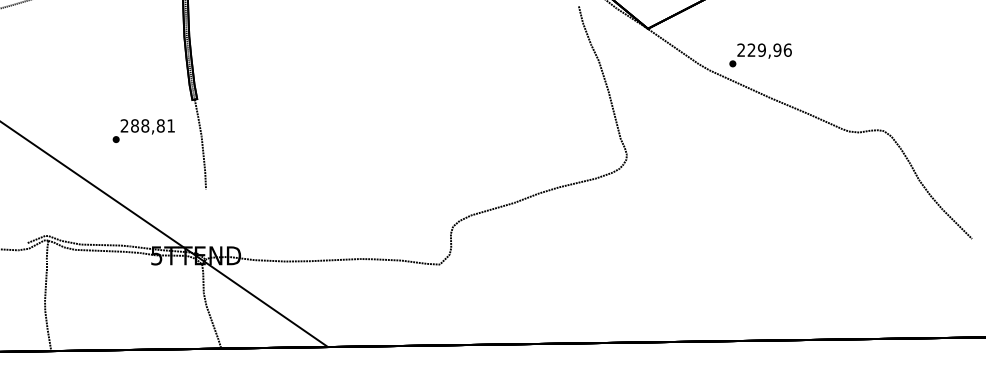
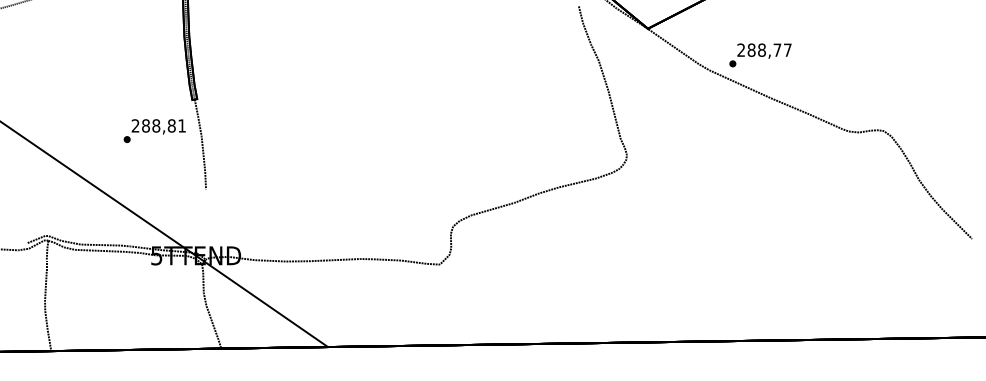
text: 229,96 -> 288,77 (769, 49)
text position: (143, 130) -> (154, 130) (154, 130)
